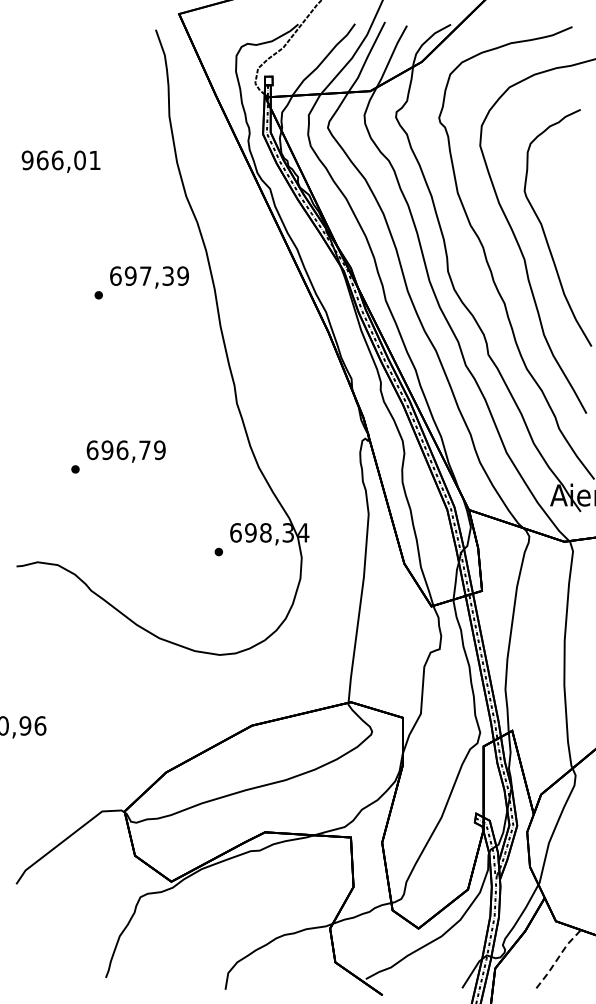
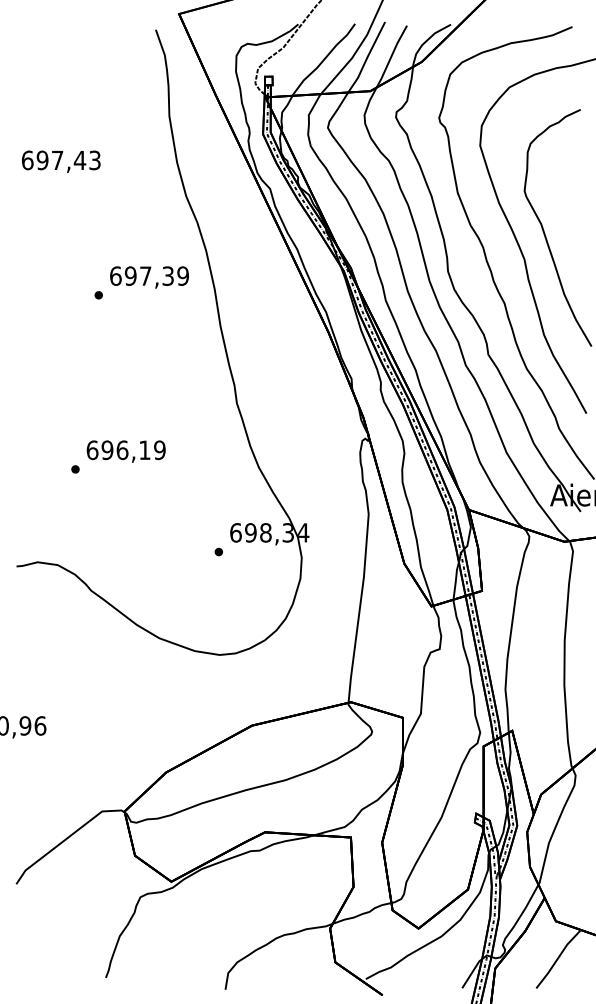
text: 966,01 -> 697,43 (60, 160)
text: 696,79 -> 696,19 (144, 449)
line: dashed -> solid (557, 959)
